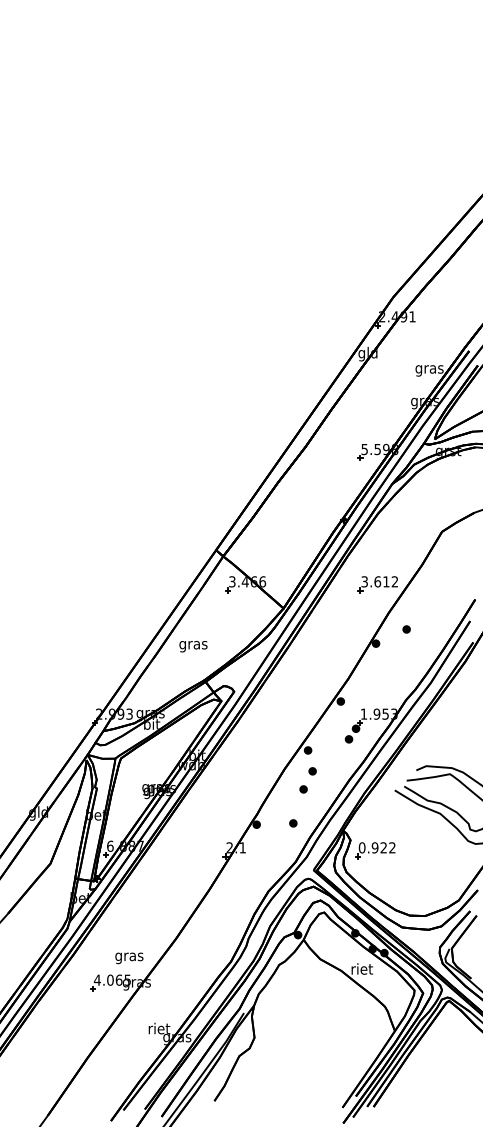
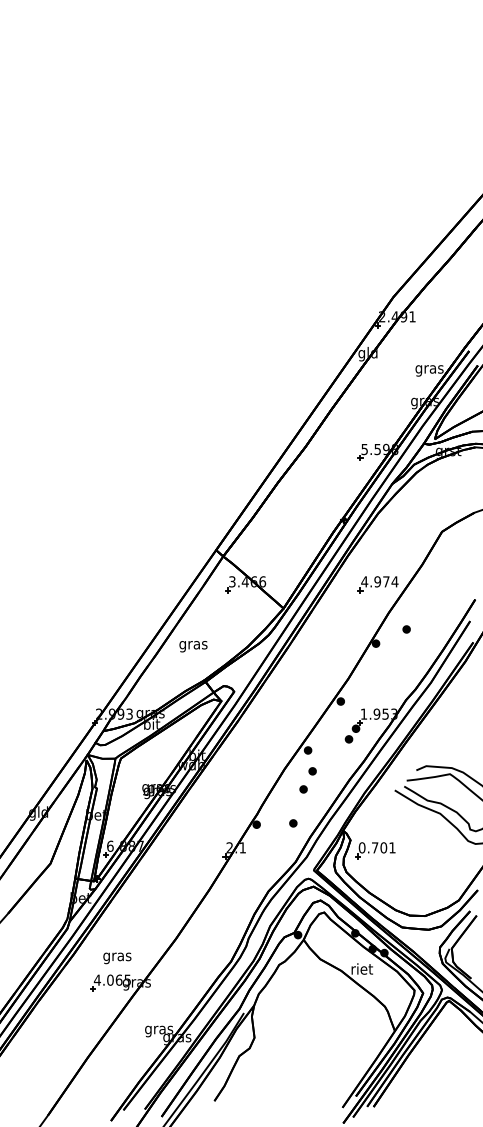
text: 3.612 -> 4.974 (379, 581)
text: 0.922 -> 0.701 (383, 847)
text position: (129, 958) -> (117, 958) (117, 958)
text: riet -> gras (159, 1029)
